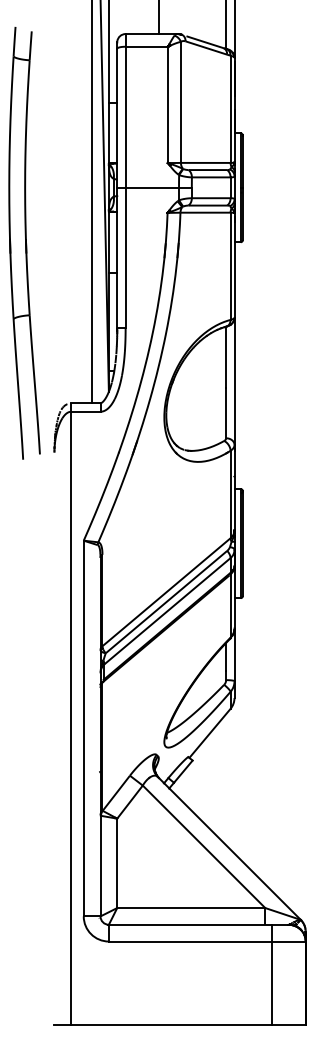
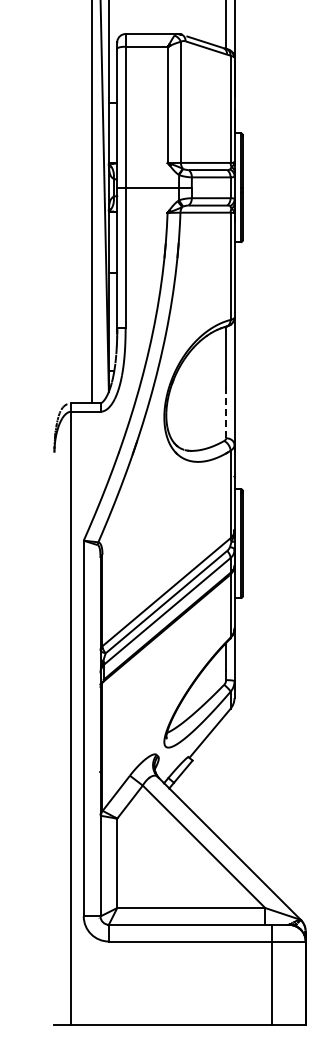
line: present -> none (159, 18)
part: present -> none (24, 243)
line: solid -> dashed (226, 412)
